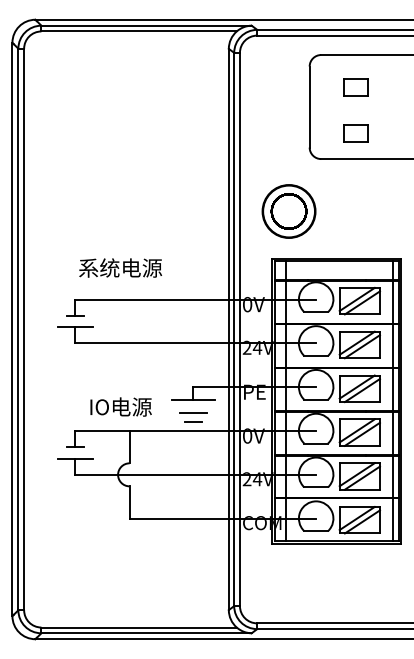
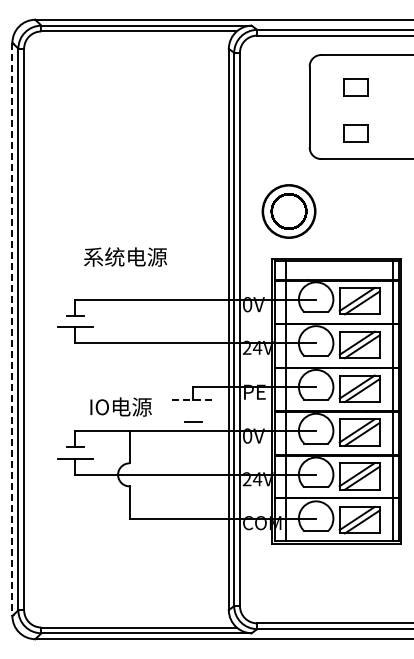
text position: (120, 267) -> (125, 256) (125, 256)
line: solid -> dashed (12, 329)
line: solid -> dashed (193, 400)
line: present -> none (193, 412)
